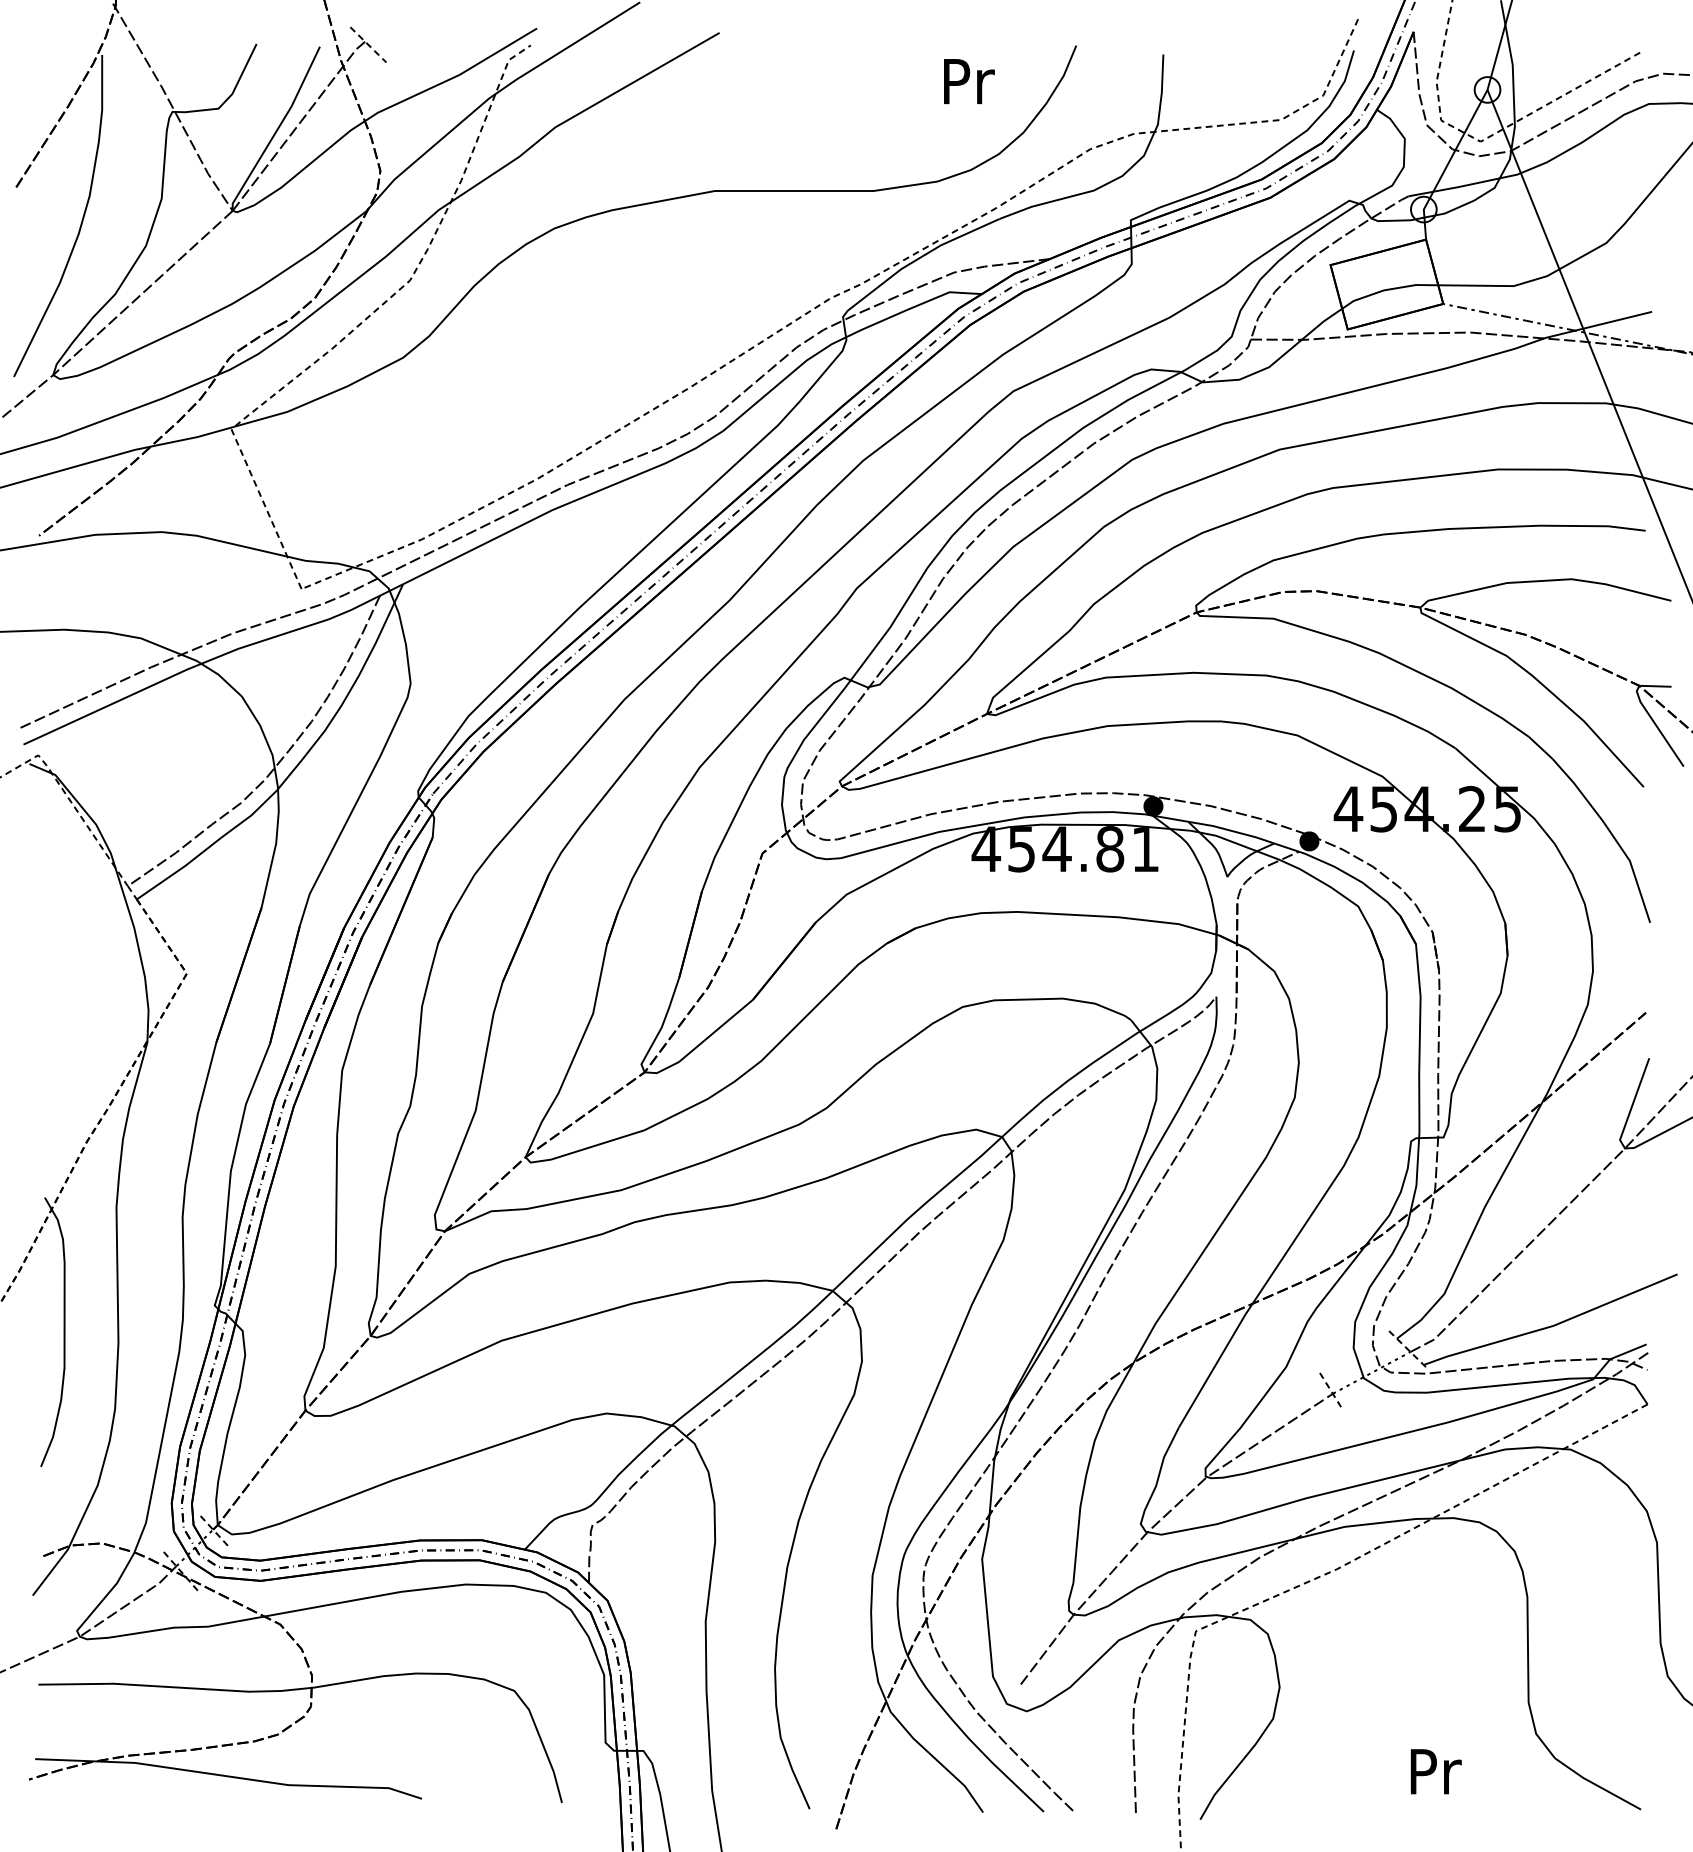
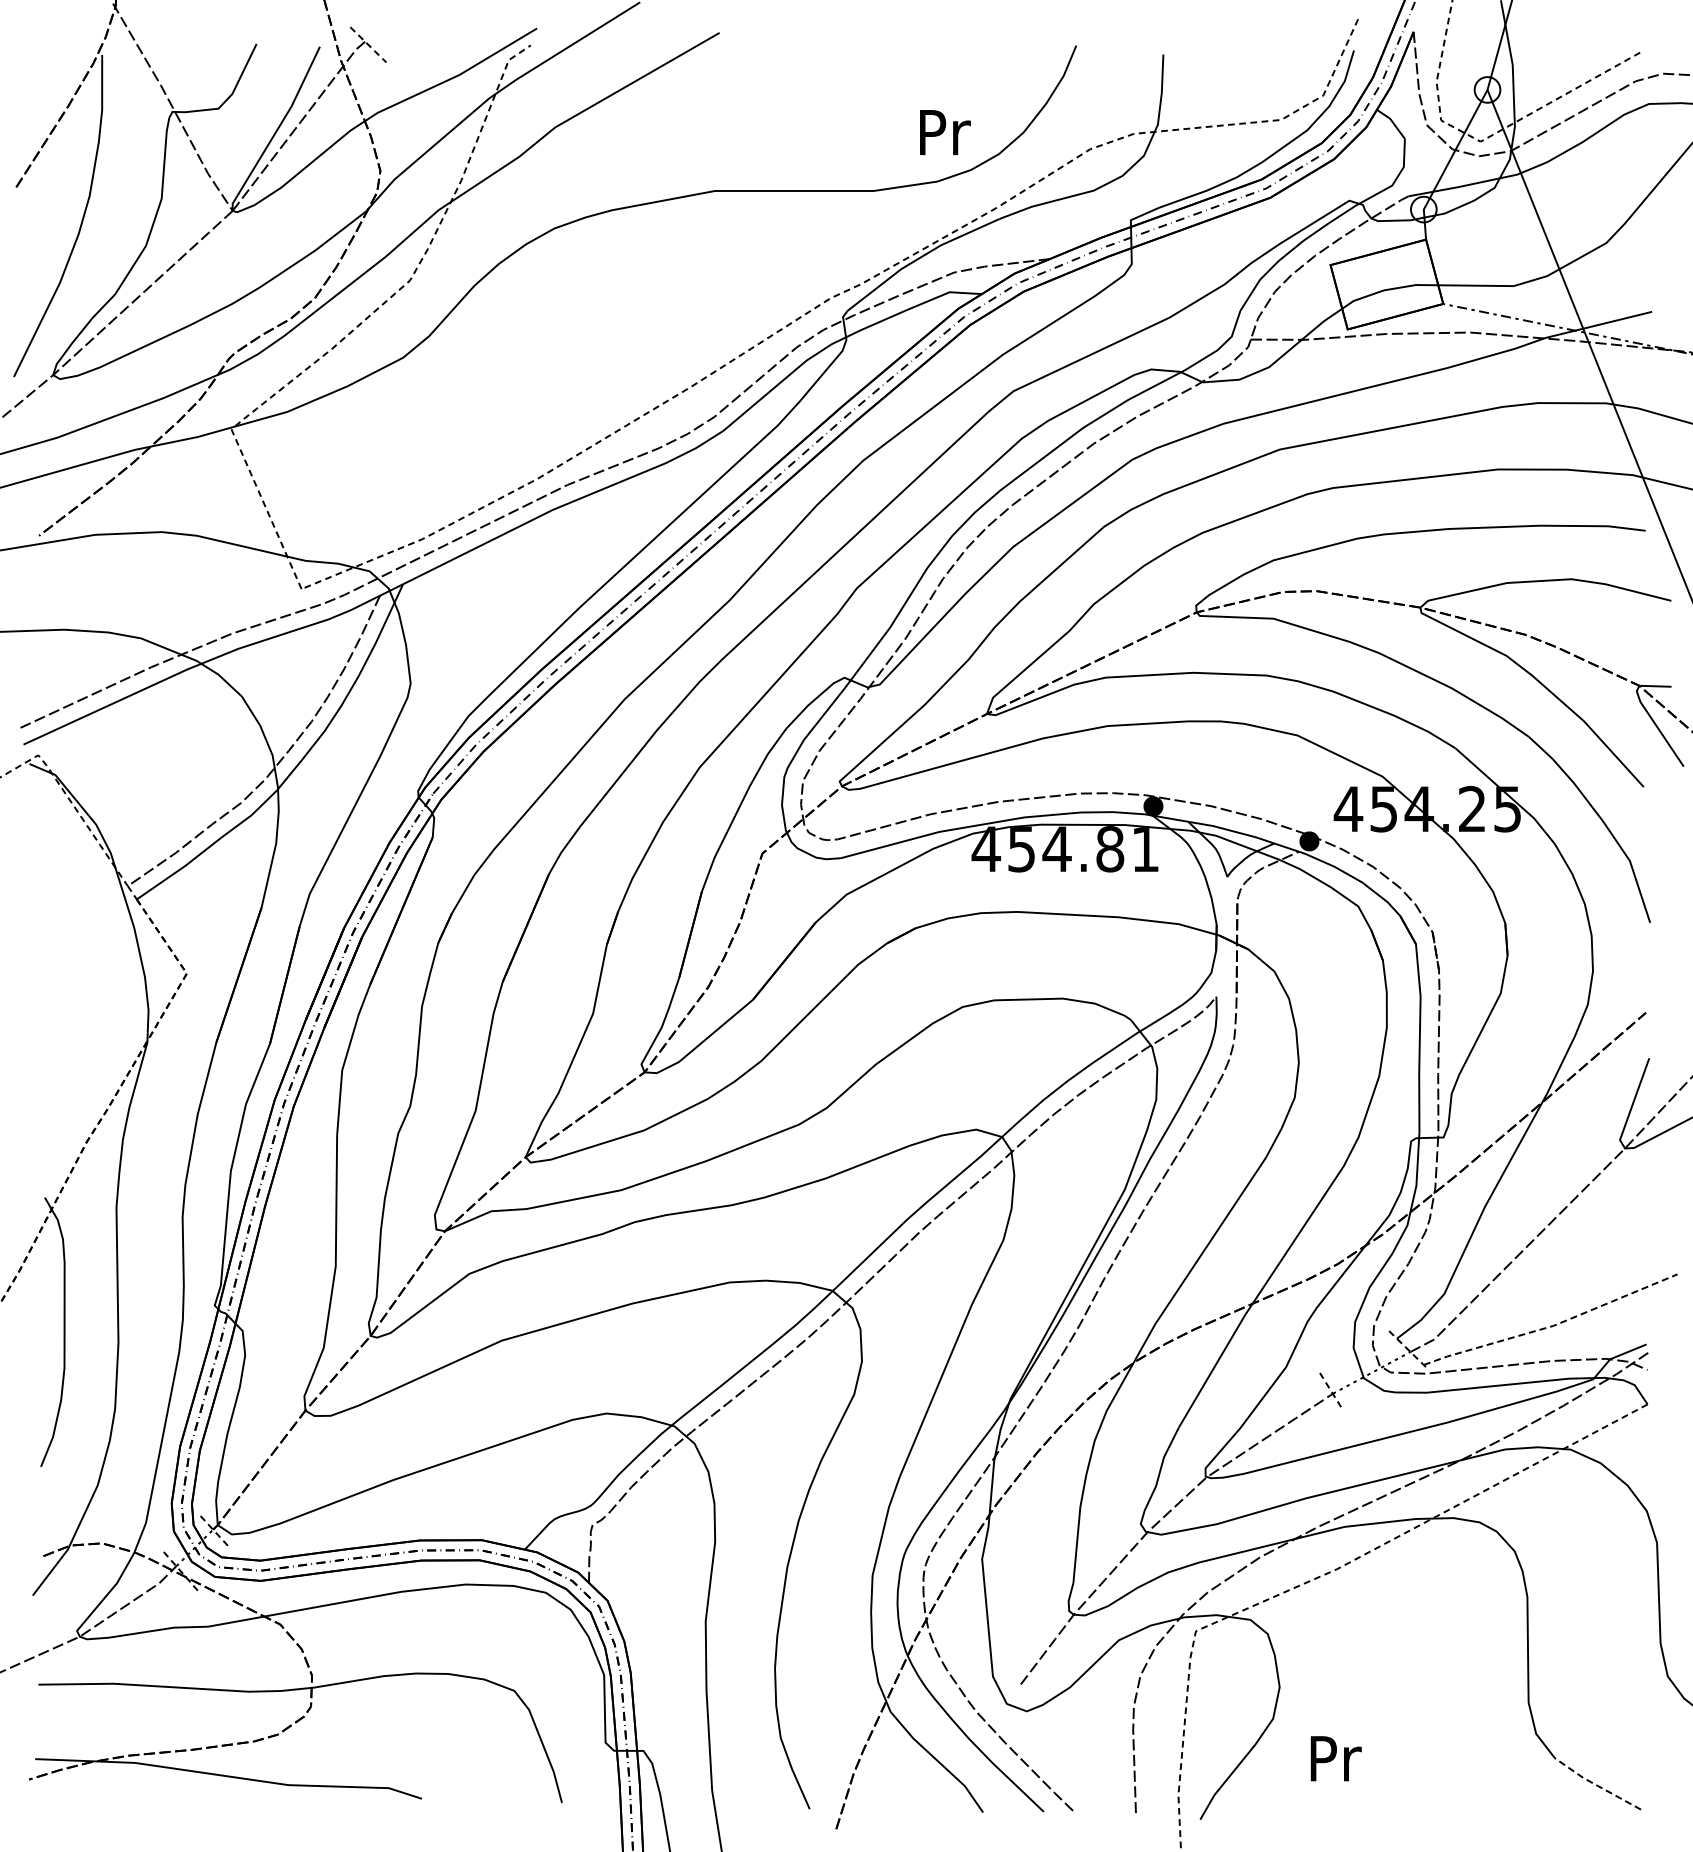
text position: (969, 81) -> (945, 132) (945, 132)
line: solid -> dashed (1552, 1326)
text position: (1435, 1771) -> (1335, 1758) (1335, 1758)
line: solid -> dashed (1596, 1785)
